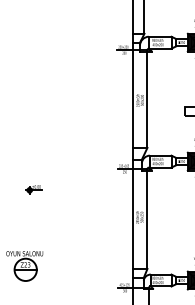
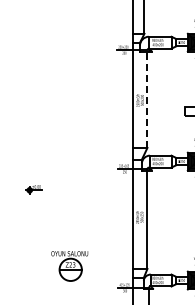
line: solid -> dashed (147, 99)
part position: (24, 266) -> (69, 266) (69, 266)
